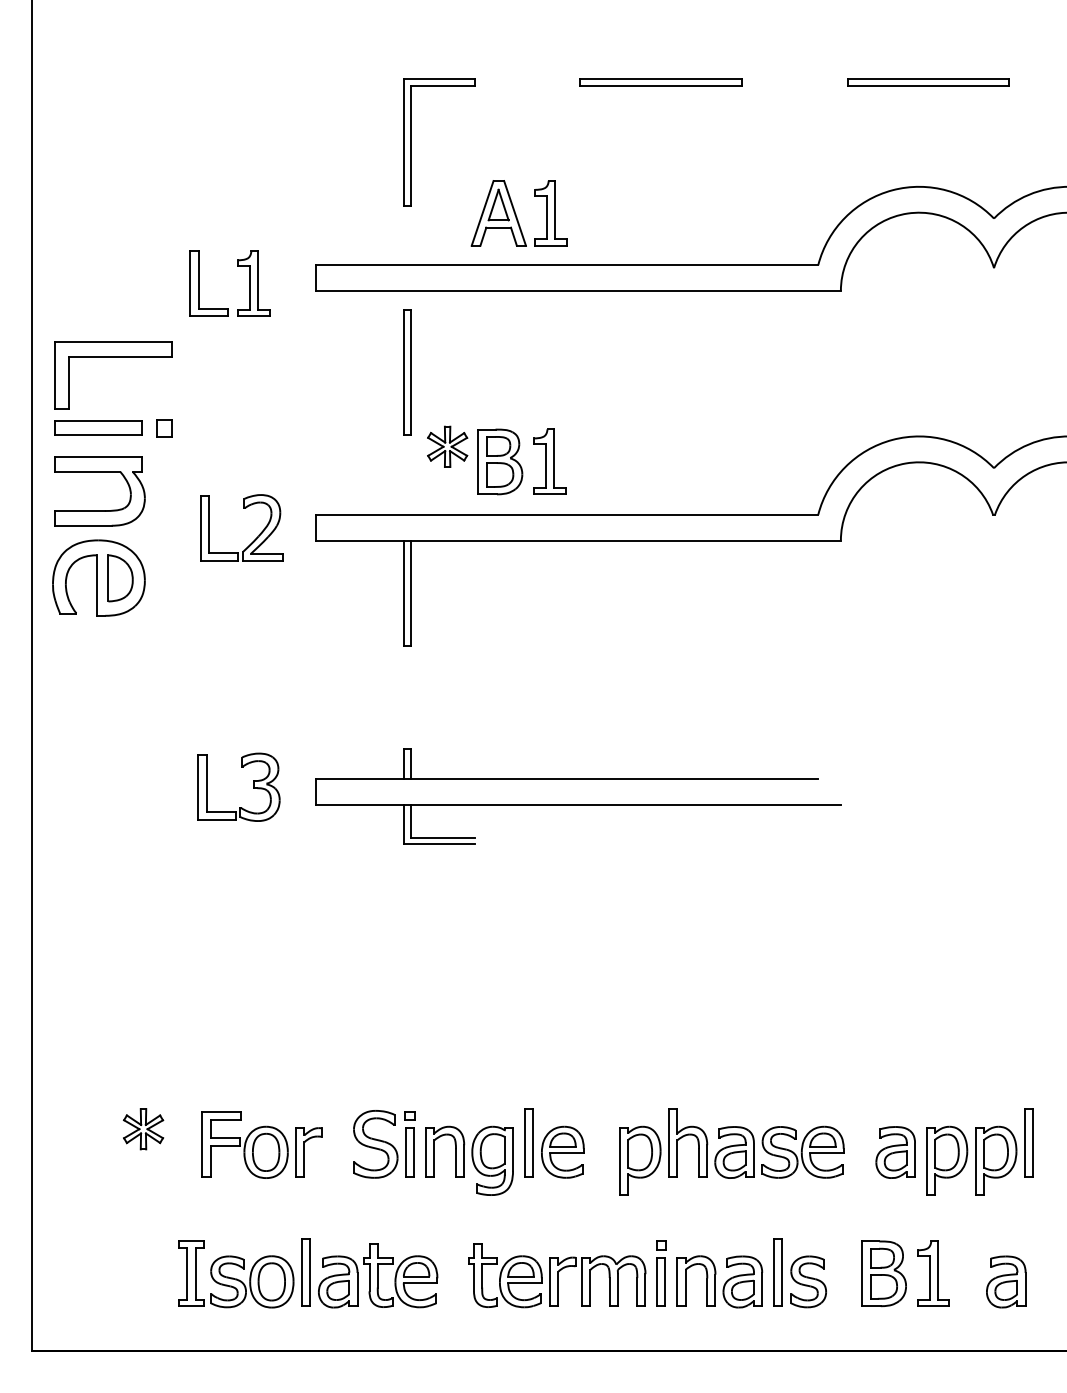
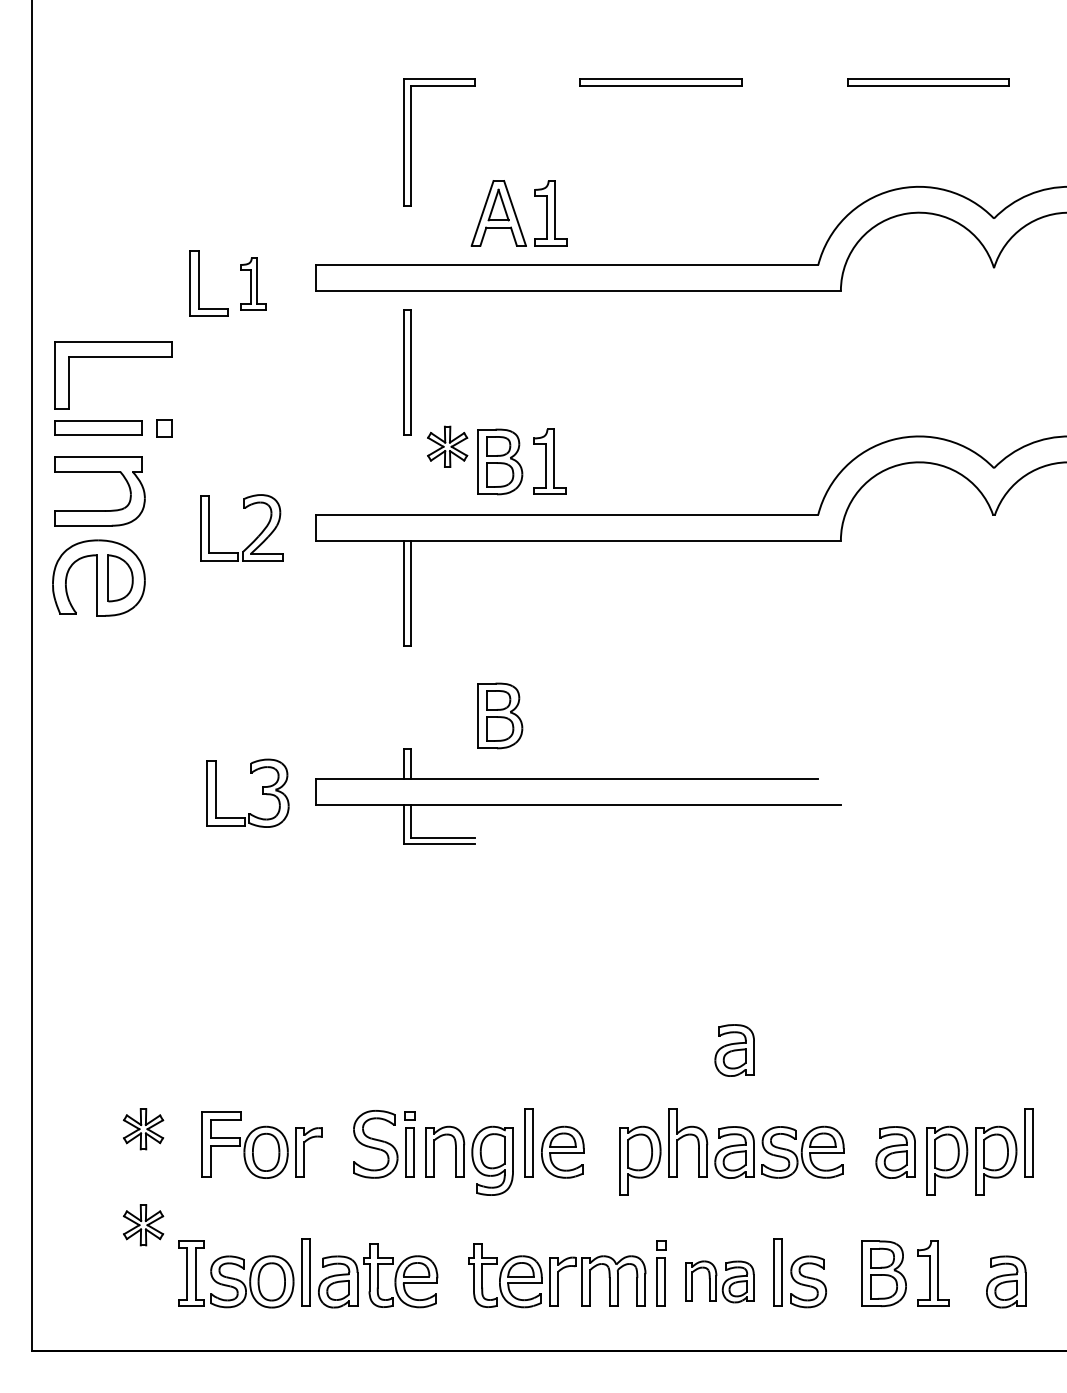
part size: 34x67 px -> 27x54 px (253, 283)
part: none -> present (500, 715)
part position: (253, 786) -> (262, 792) (262, 792)
part: none -> present (734, 1050)
part: none -> present (143, 1225)
part size: 88x54 px -> 70x44 px (719, 1281)
